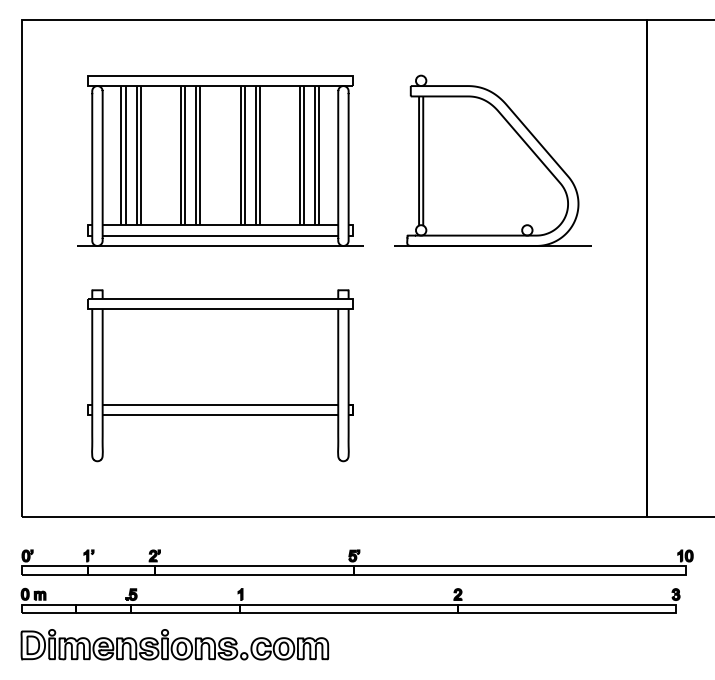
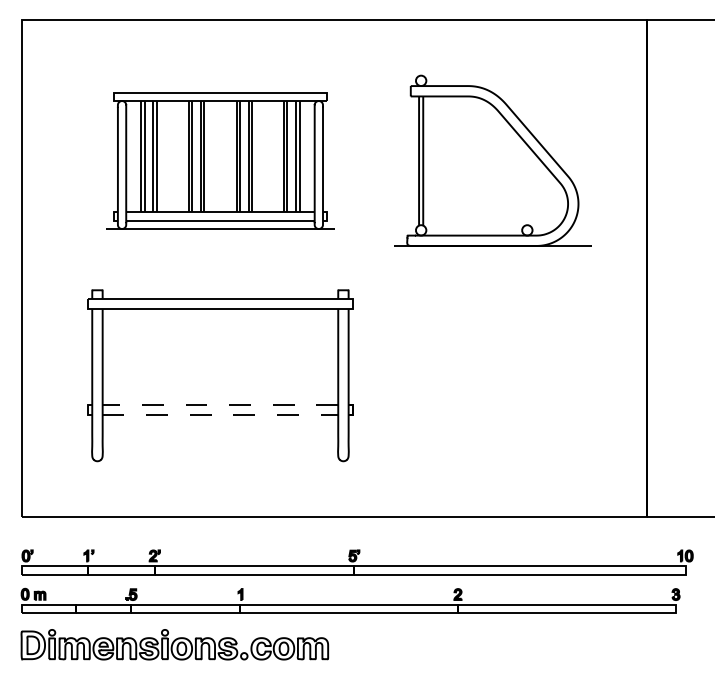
part size: 287x172 px -> 229x138 px (220, 160)
line: solid -> dashed (220, 404)
line: solid -> dashed (220, 415)
